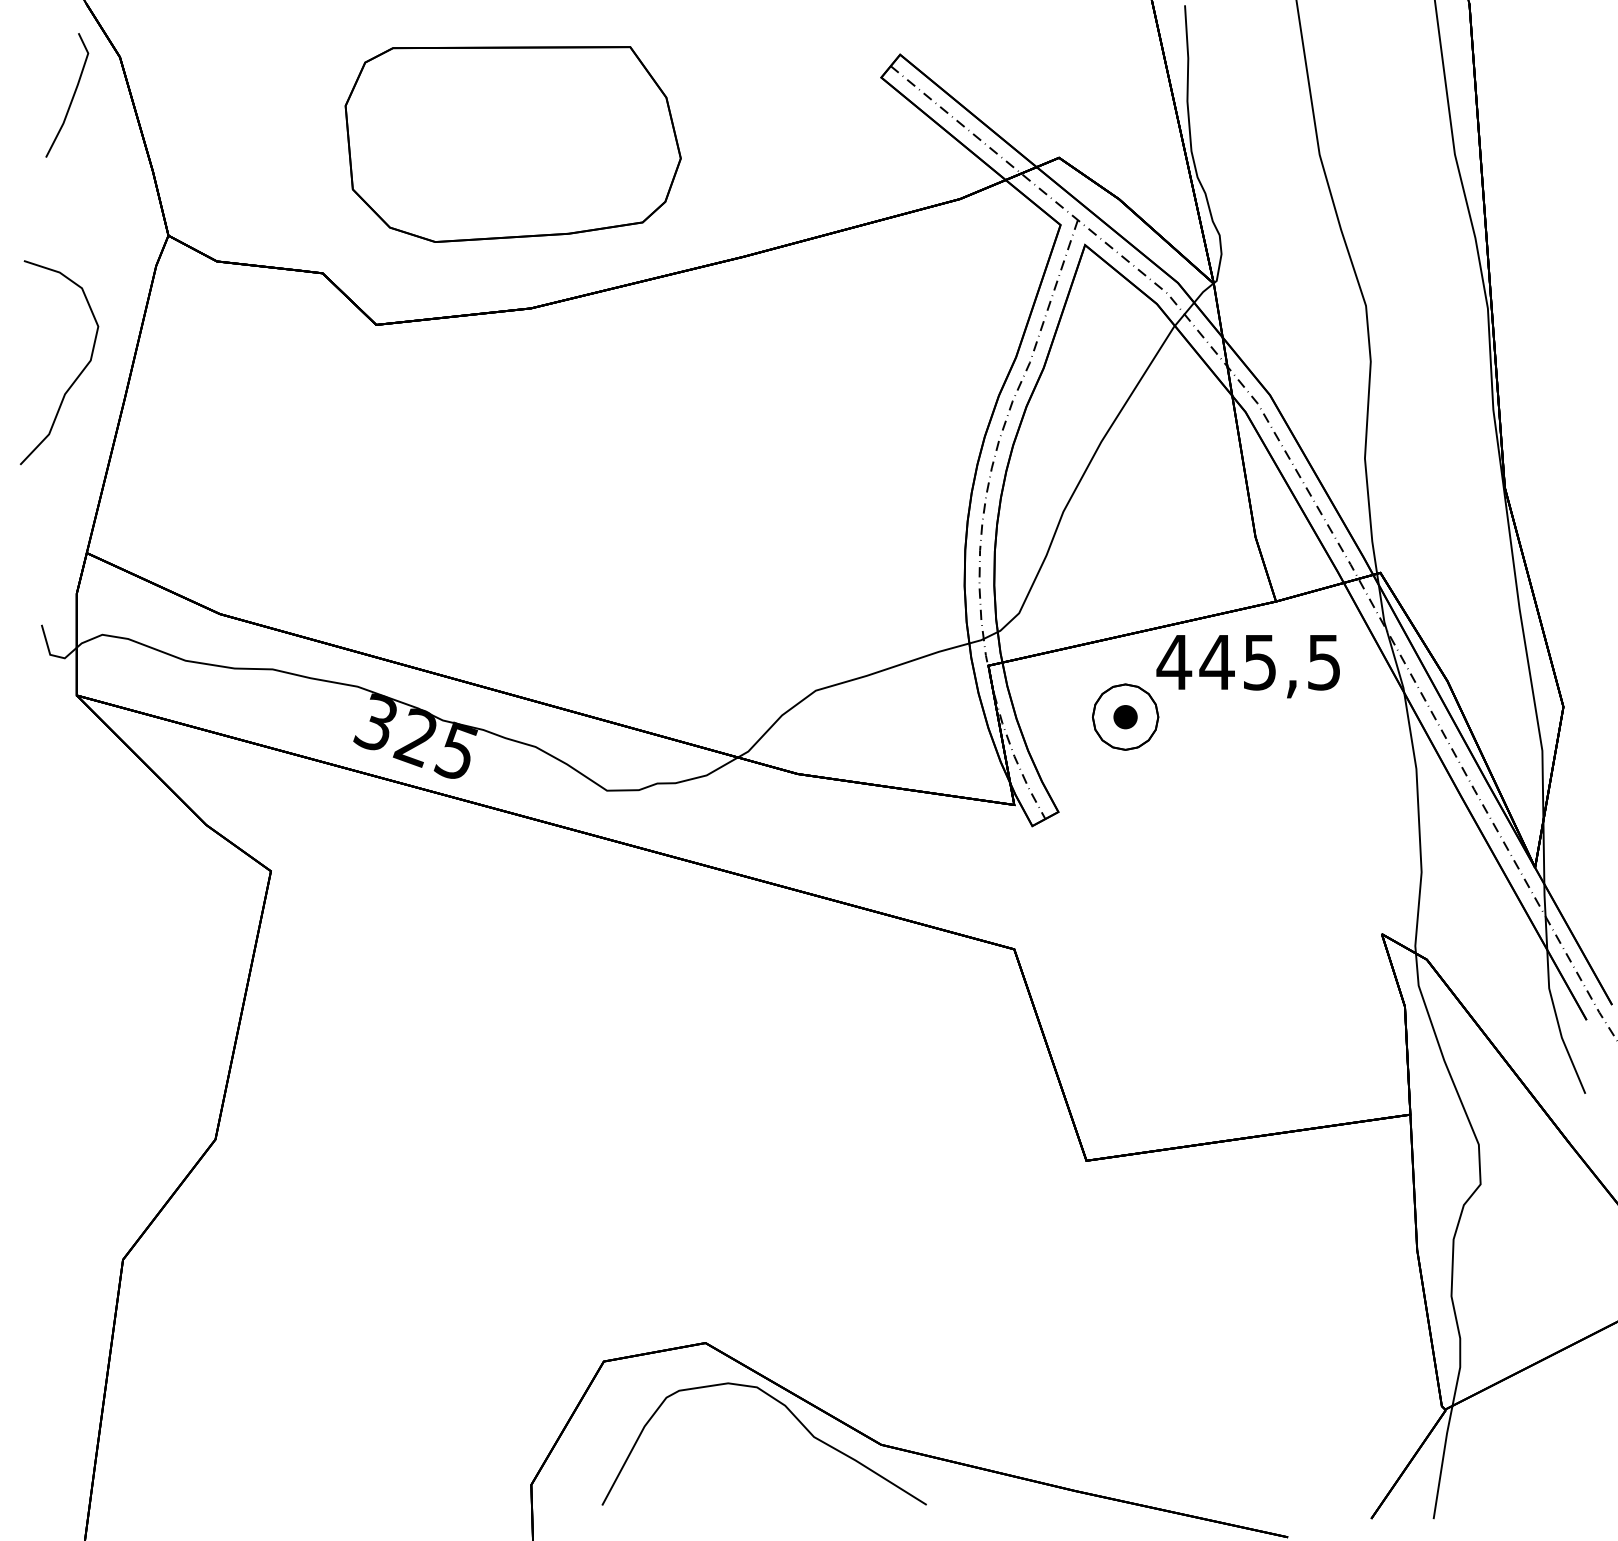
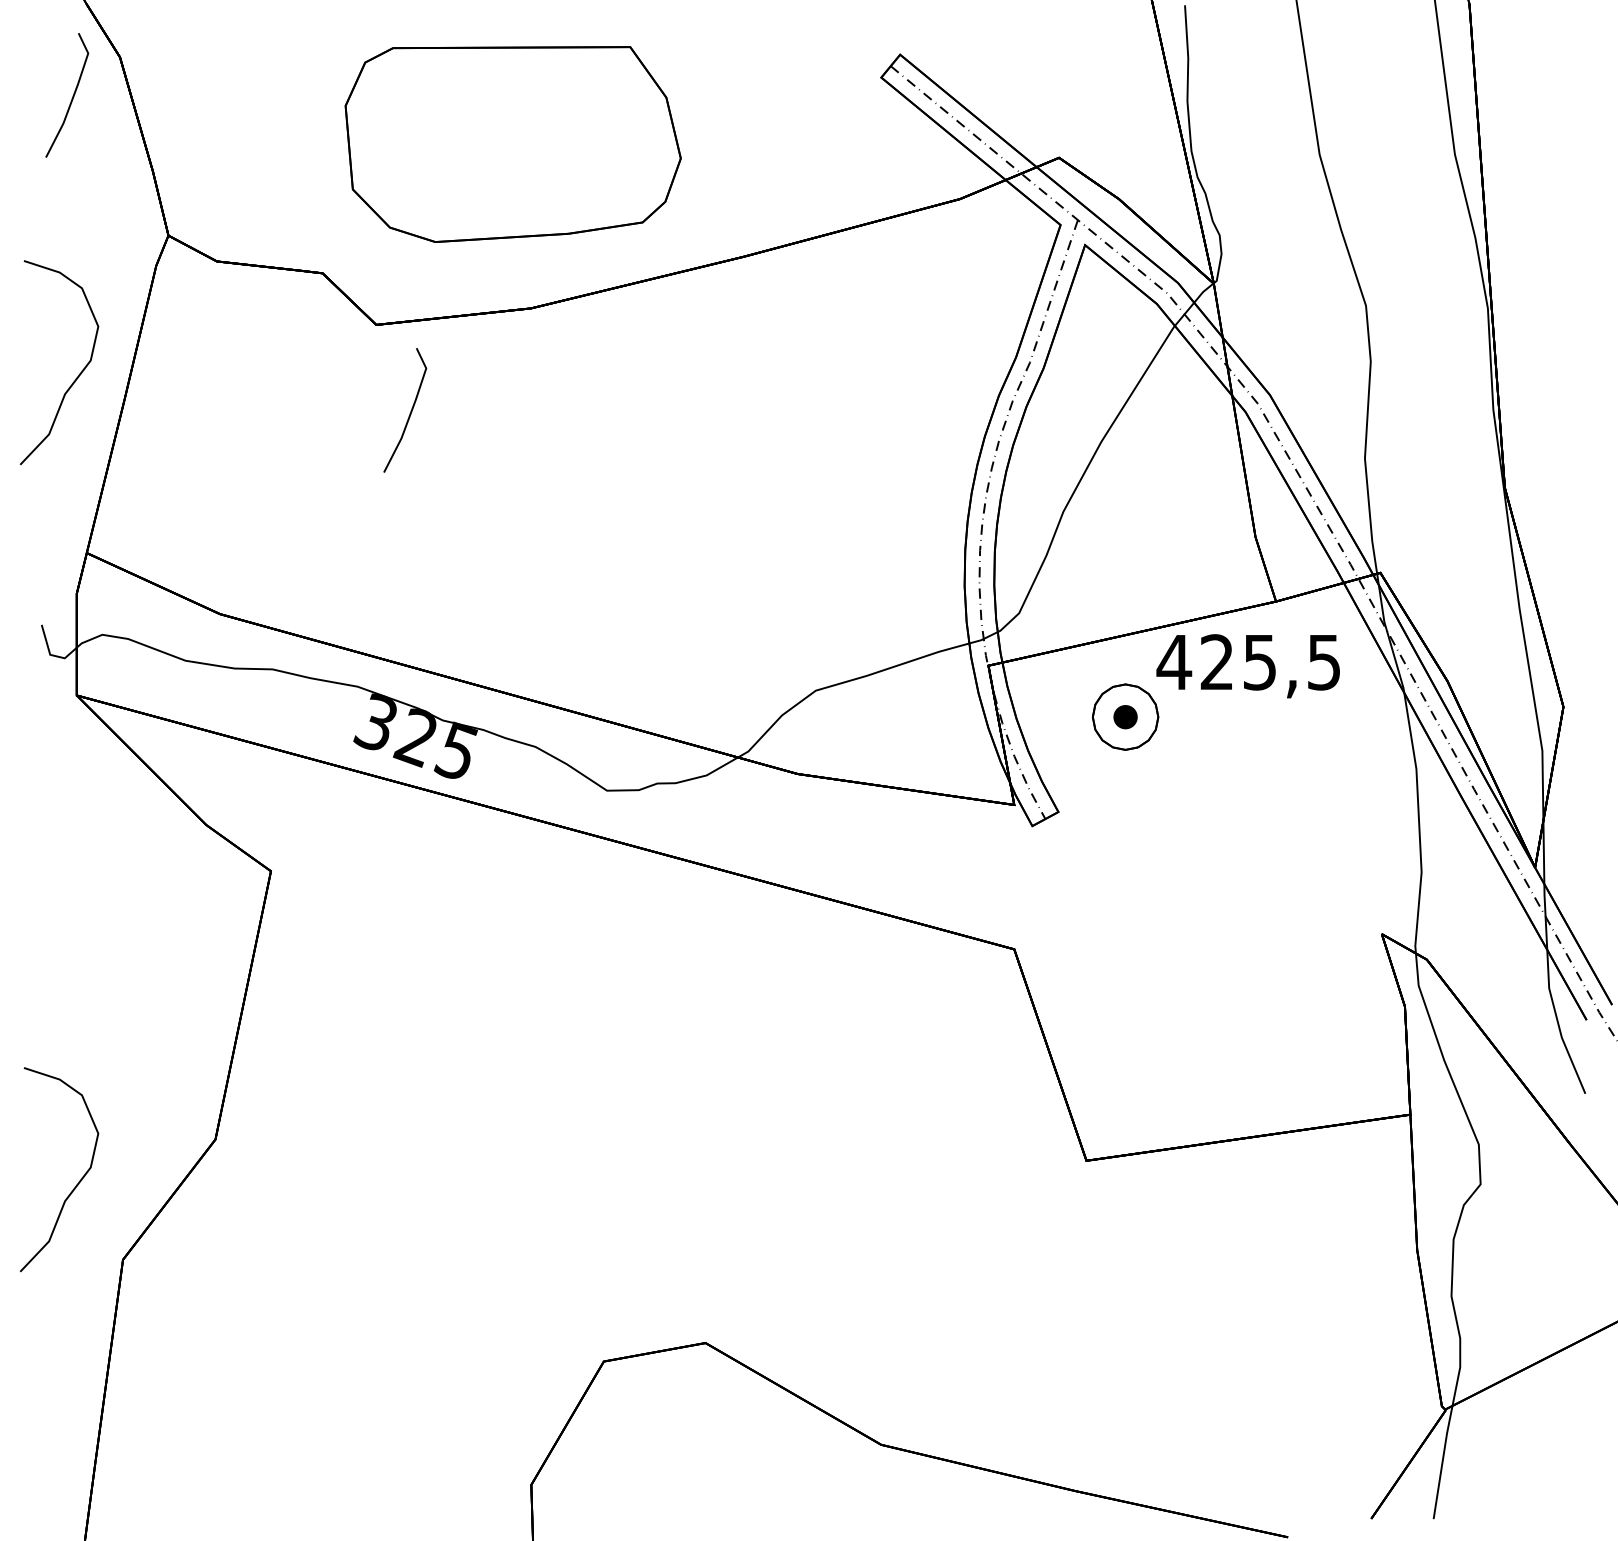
line: none -> present (410, 410)
text: 445,5 -> 425,5 (1216, 661)
curve: none -> present (78, 1181)
curve: present -> none (792, 1415)
